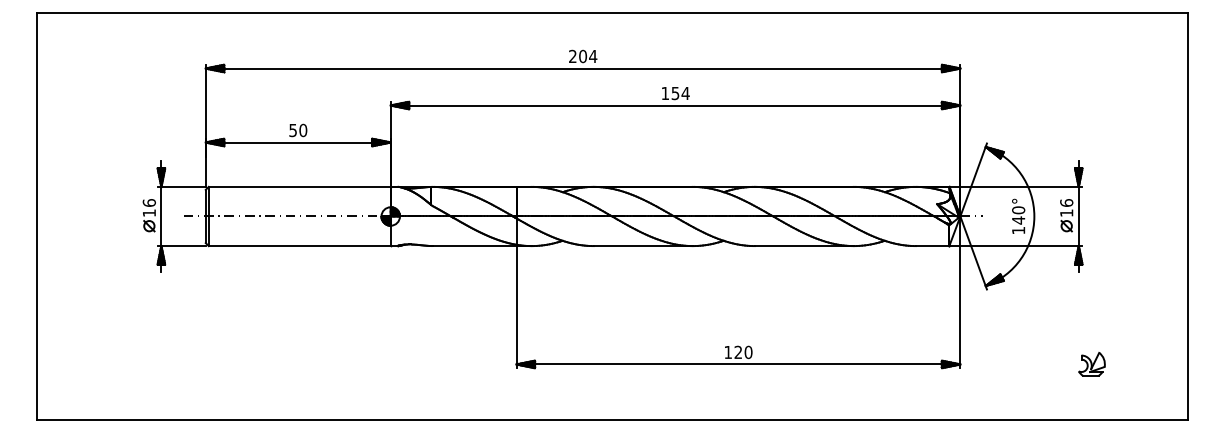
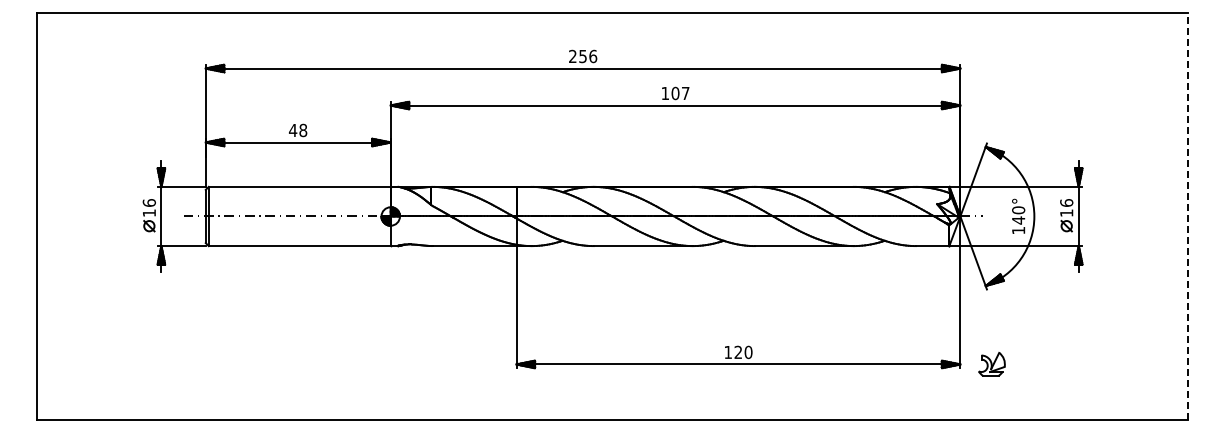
text: 204 -> 256 (588, 56)
text: 154 -> 107 (680, 93)
text: 50 -> 48 (297, 130)
line: solid -> dashed (1188, 216)
part position: (1091, 364) -> (991, 364) (991, 364)
